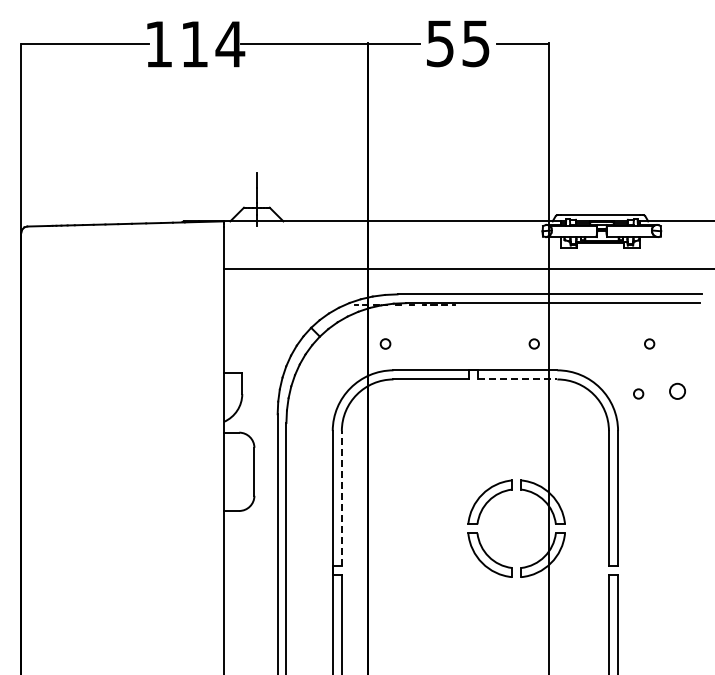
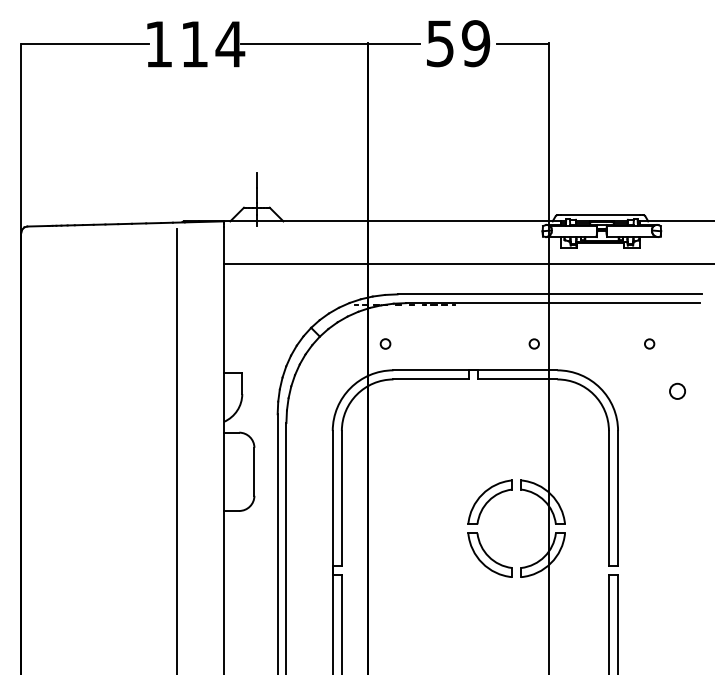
text: 55 -> 59 (476, 43)
line position: (467, 269) -> (467, 264) (467, 264)
line: dashed -> solid (517, 379)
circle: present -> none (638, 393)
line: none -> present (177, 449)
line: dashed -> solid (341, 498)
